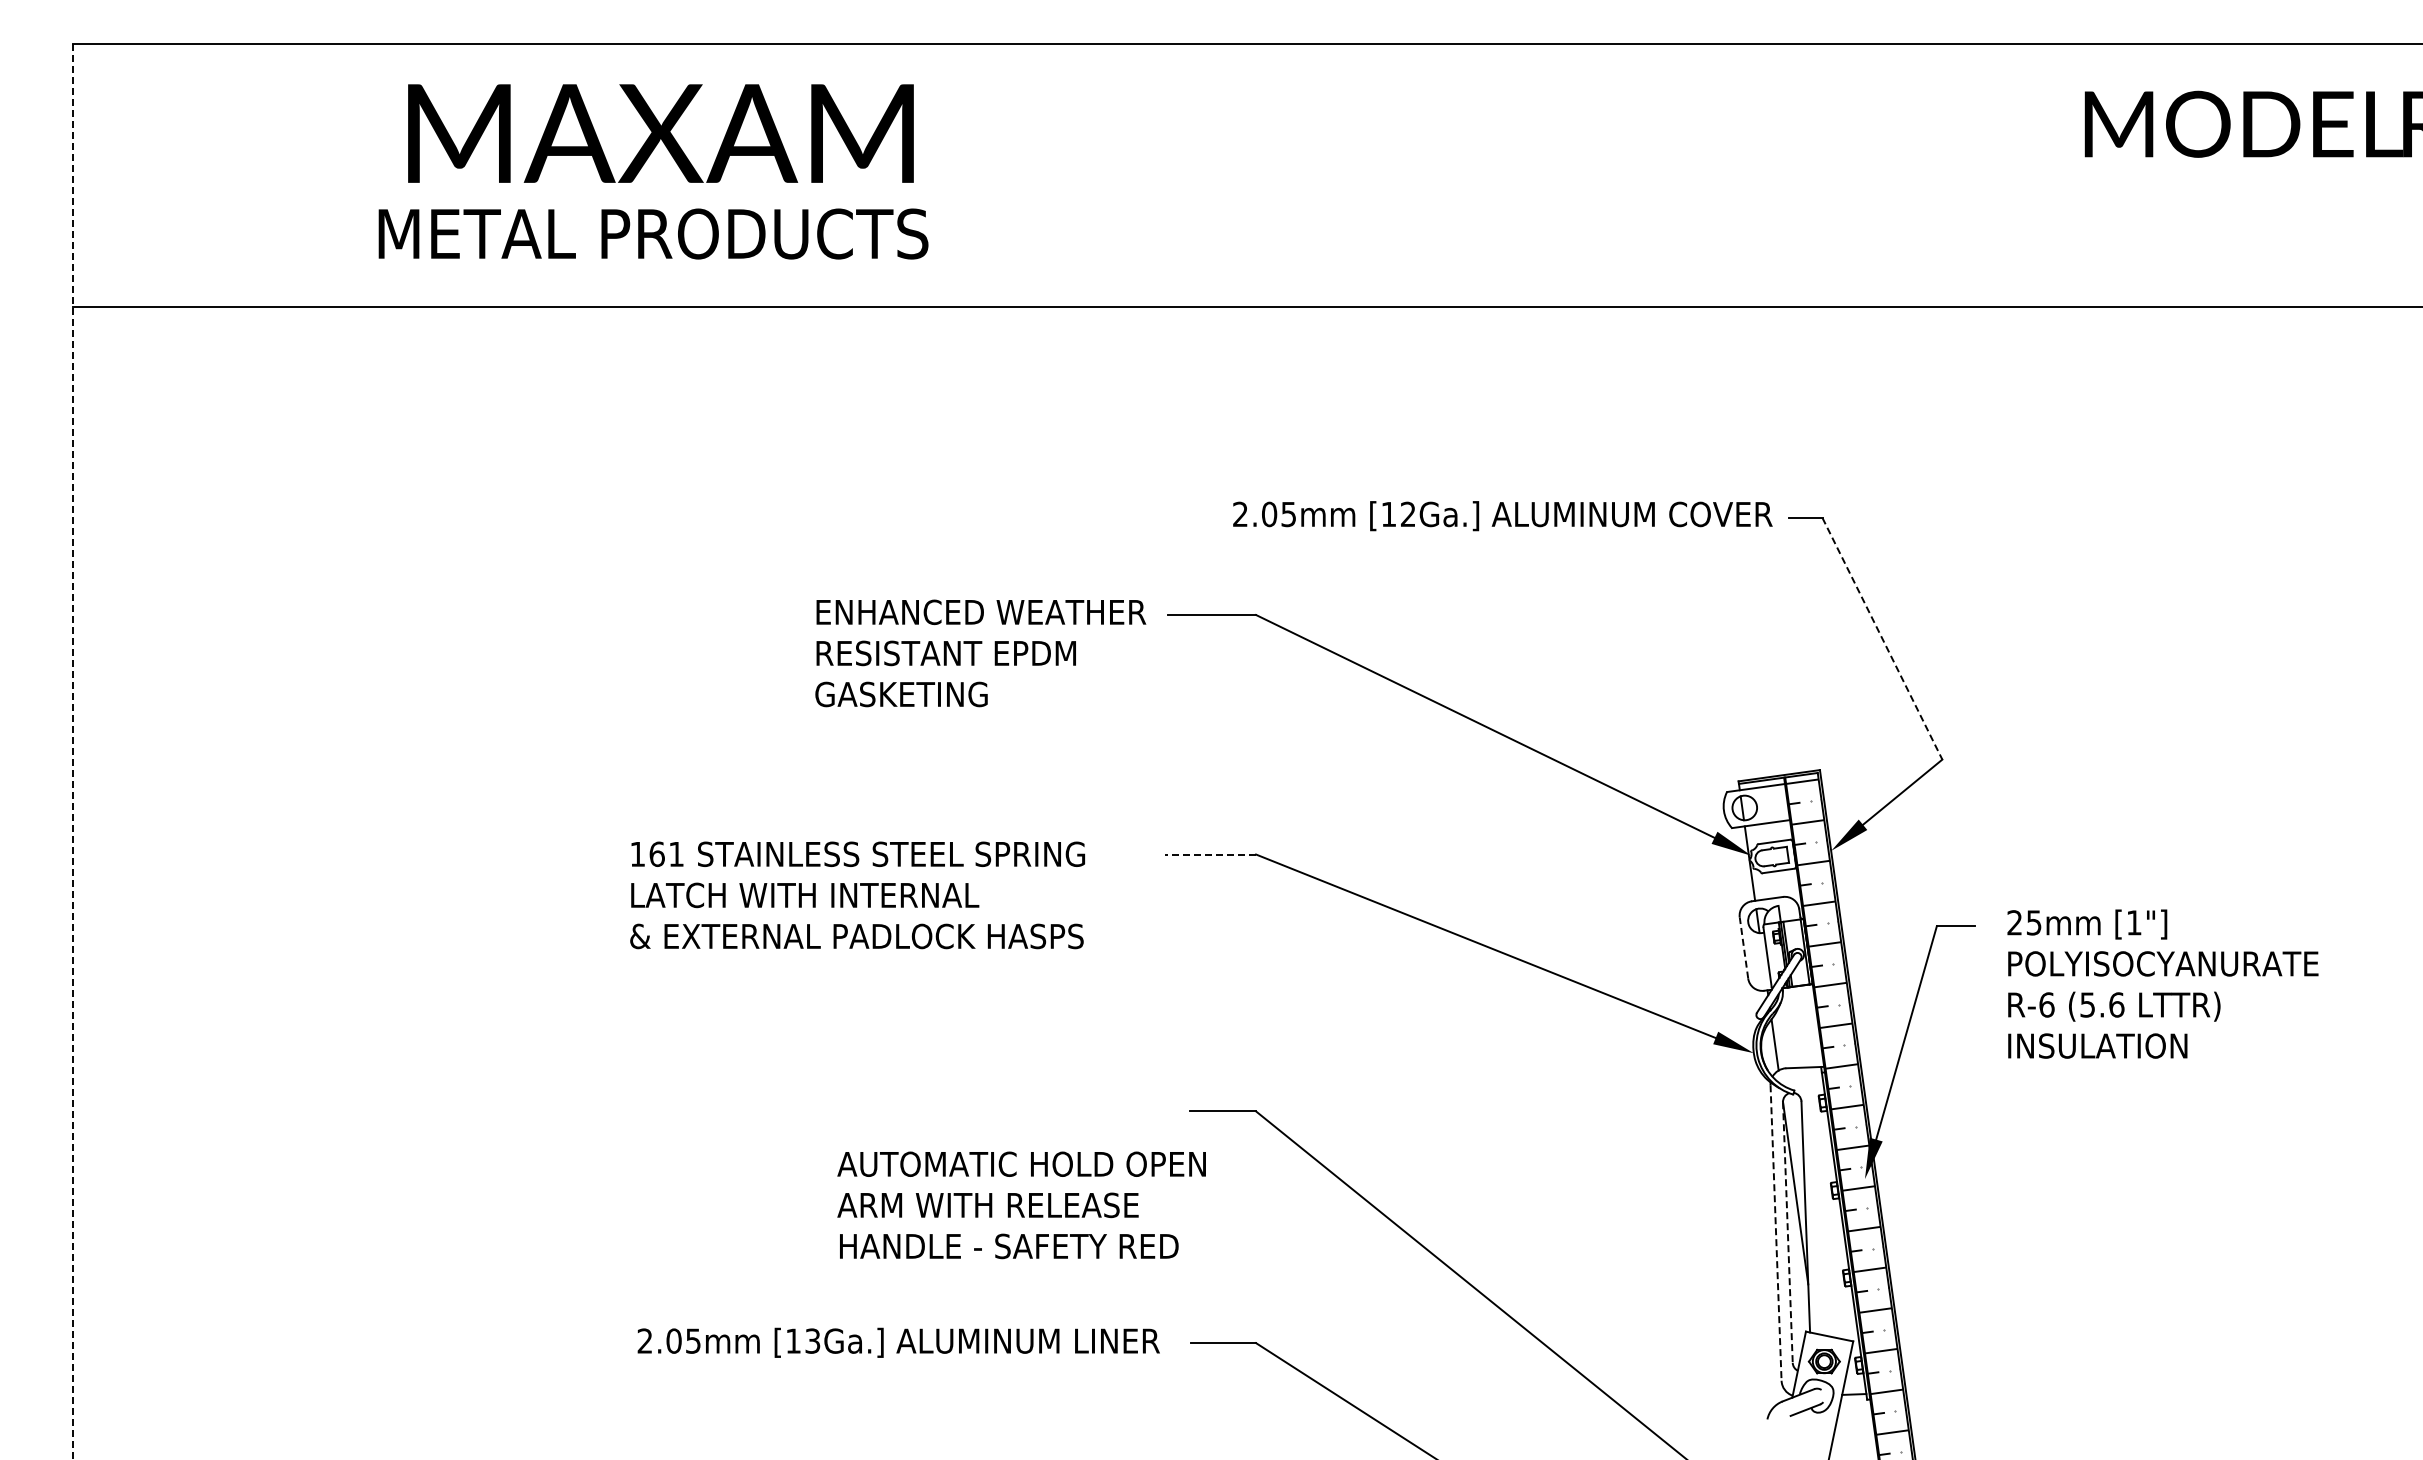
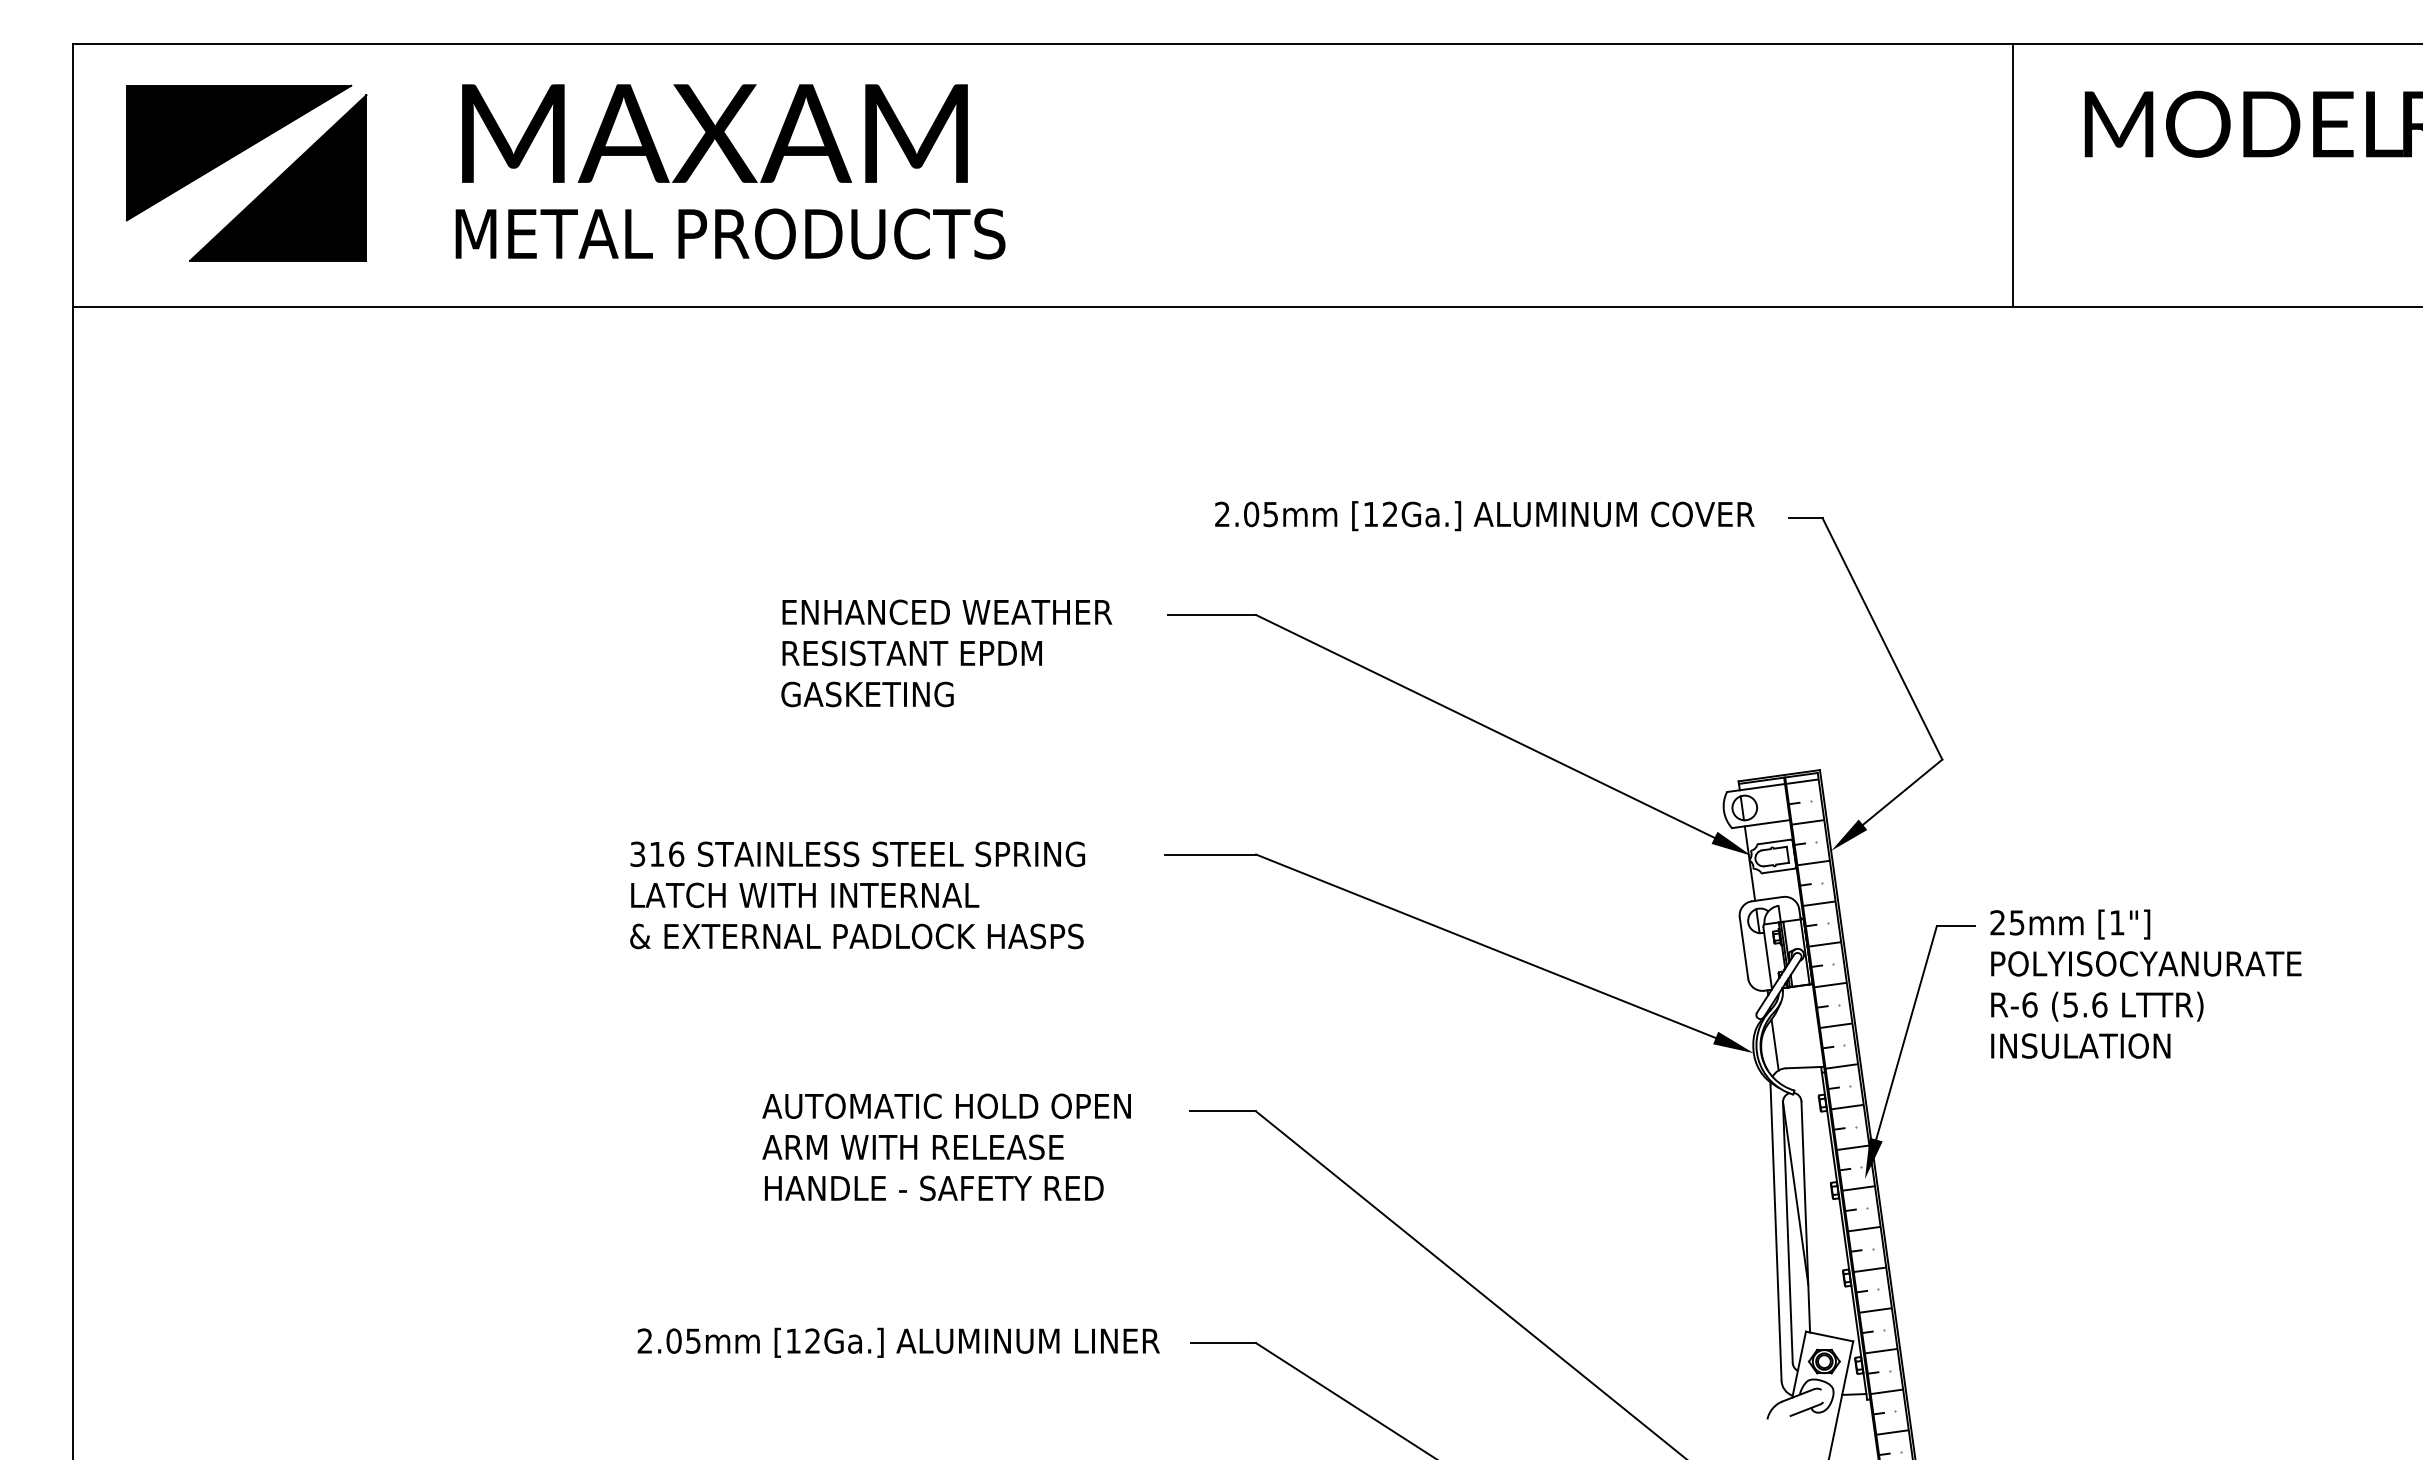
text position: (660, 133) -> (714, 133) (714, 133)
part: none -> present (237, 155)
line: none -> present (2012, 175)
text position: (653, 233) -> (730, 233) (730, 233)
text position: (1502, 516) -> (1484, 516) (1484, 516)
line: dashed -> solid (1882, 638)
text position: (980, 653) -> (946, 653) (946, 653)
line: dashed -> solid (72, 751)
text: 161 -> 316 (657, 854)
line: dashed -> solid (1210, 854)
line: dashed -> solid (1743, 948)
text position: (2162, 983) -> (2145, 983) (2145, 983)
text position: (1021, 1205) -> (946, 1147) (946, 1147)
line: dashed -> solid (1776, 1233)
line: dashed -> solid (1787, 1233)
text: [13Ga.] -> [12Ga.] (812, 1340)
